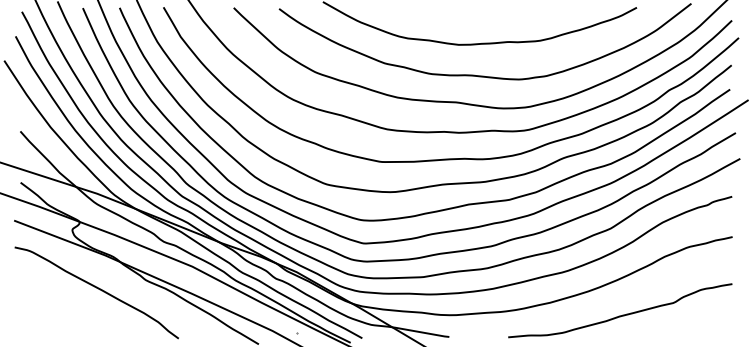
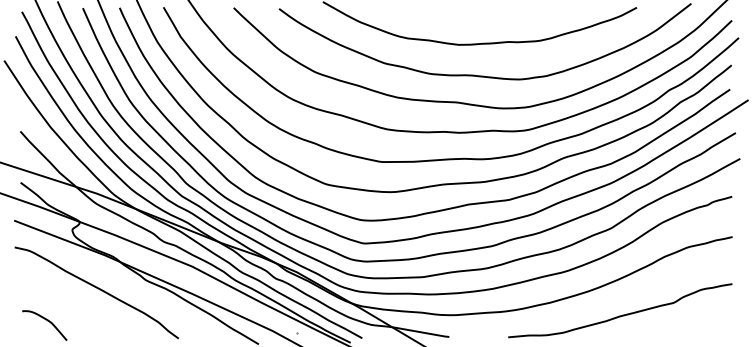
curve: none -> present (47, 321)
